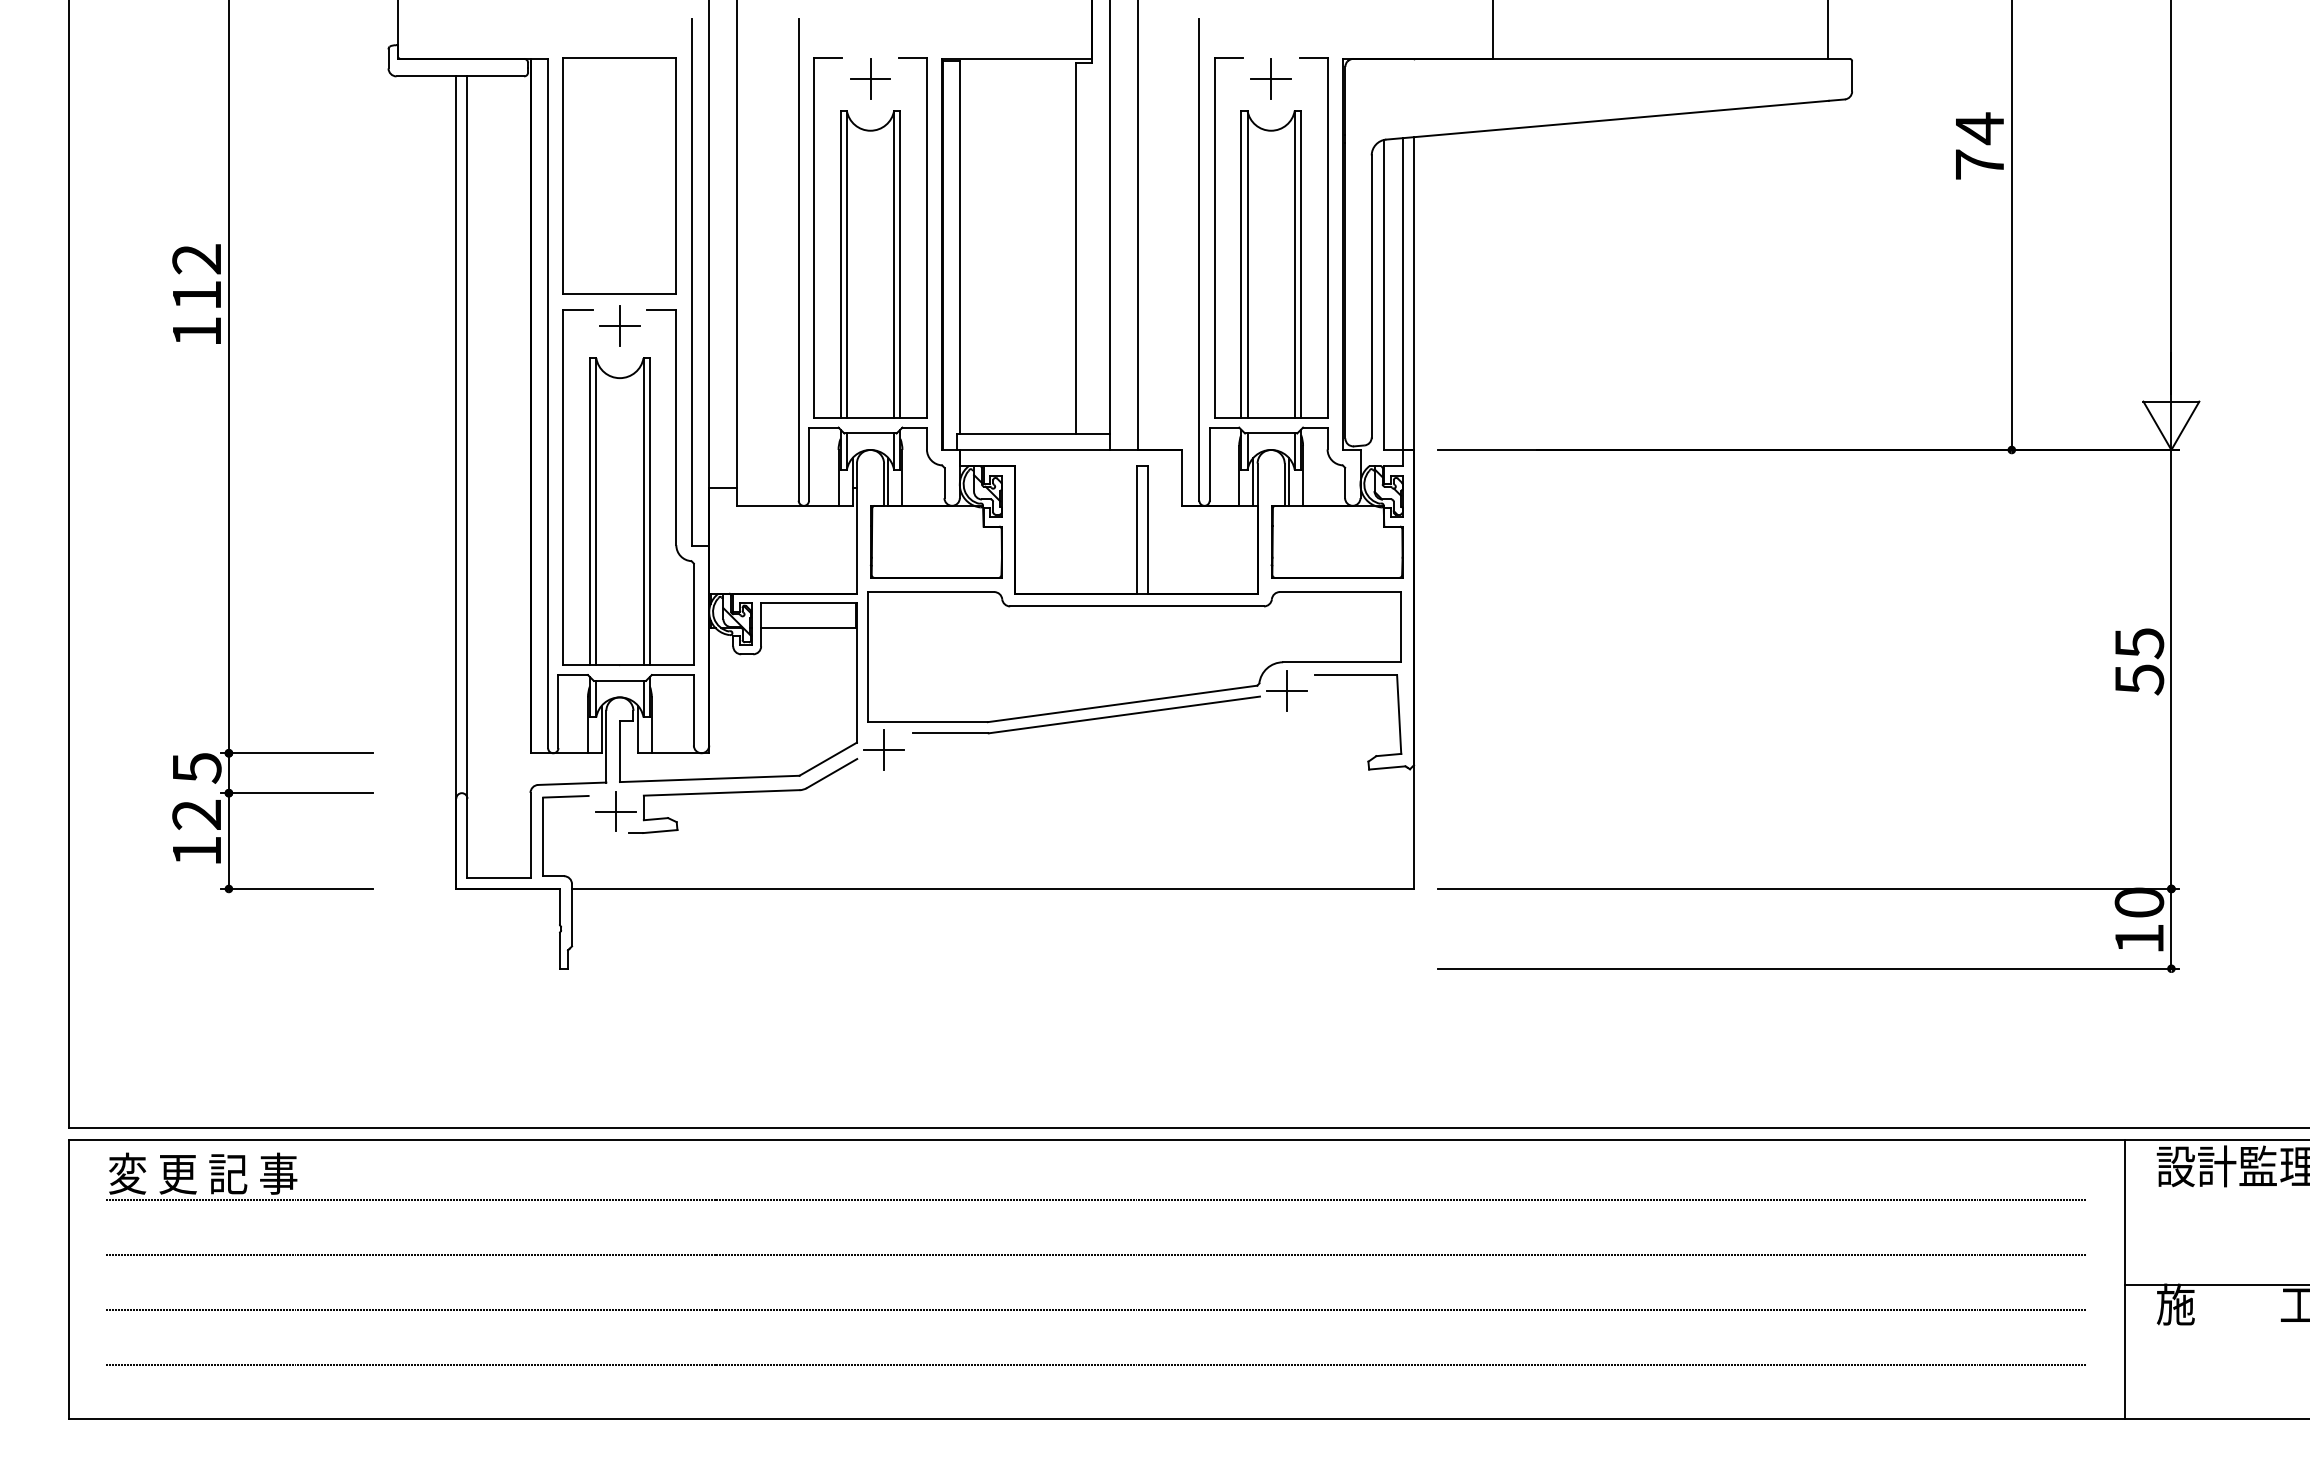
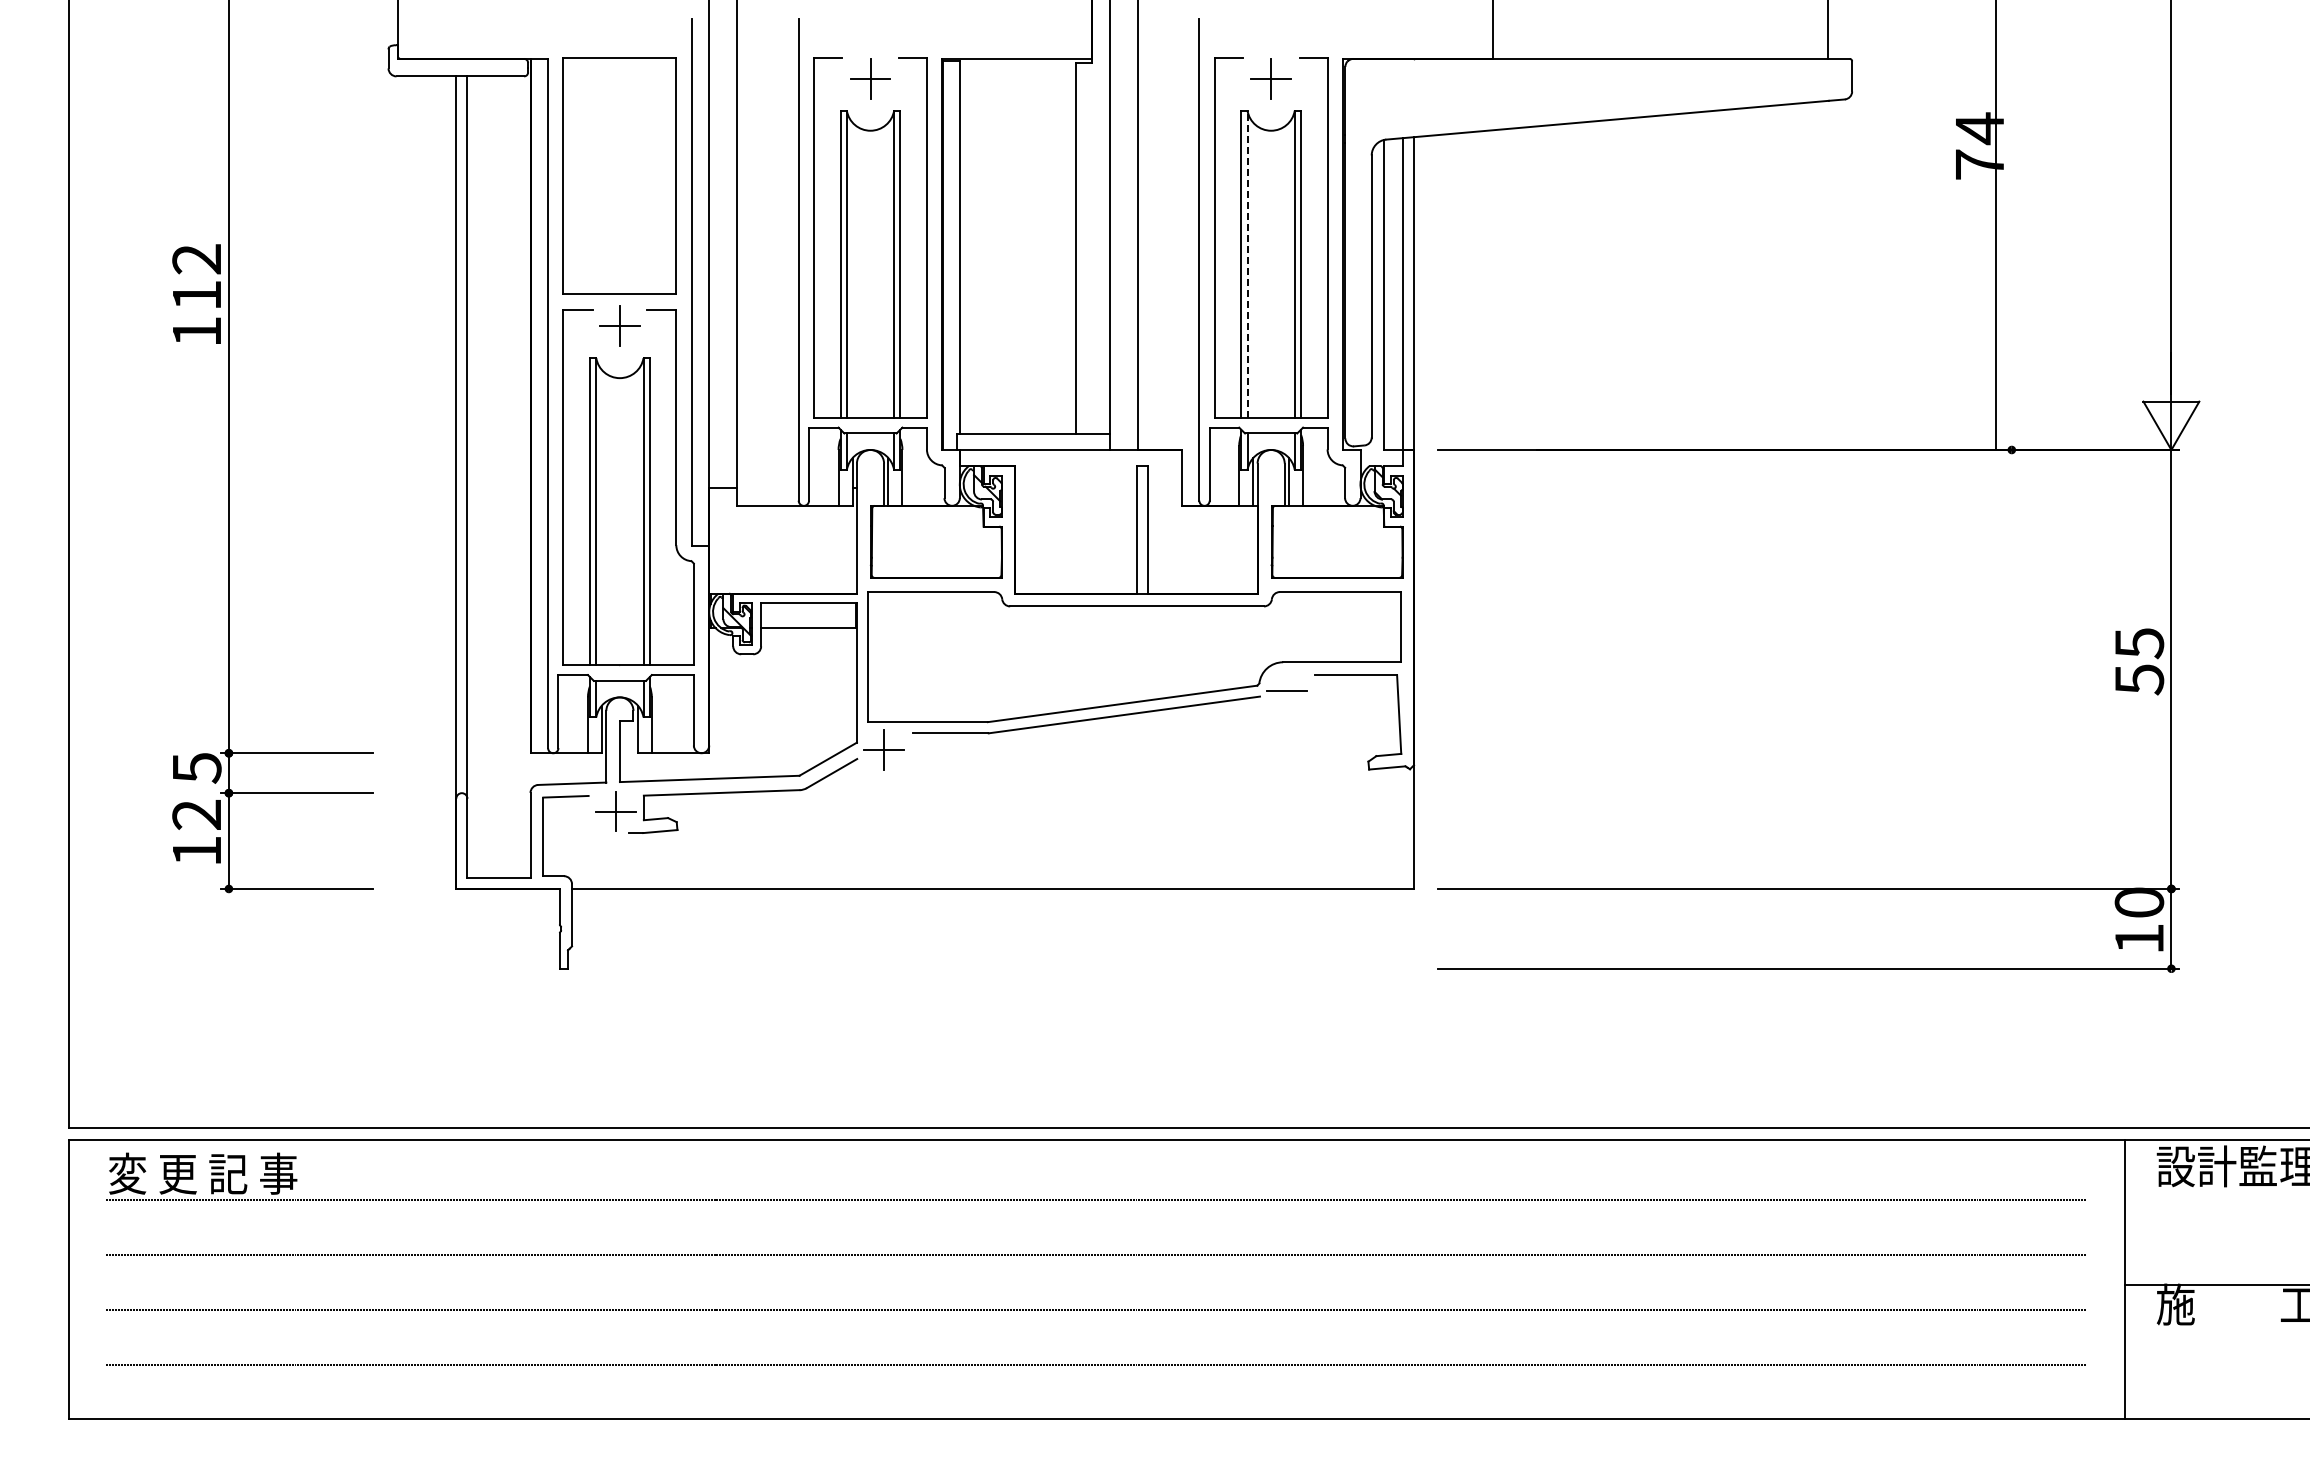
line position: (2011, 226) -> (1995, 226) (1995, 226)
line: solid -> dashed (1247, 264)
line: present -> none (1287, 690)
